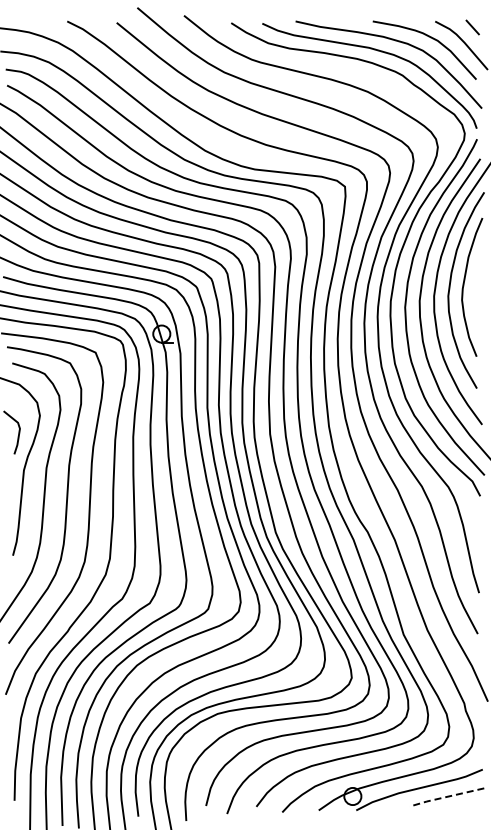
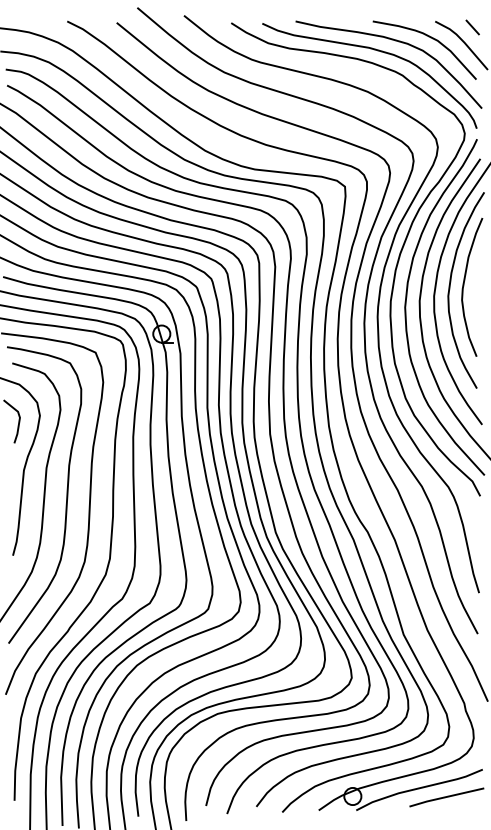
line position: (18, 432) -> (18, 421) (18, 421)
line: dashed -> solid (445, 797)
